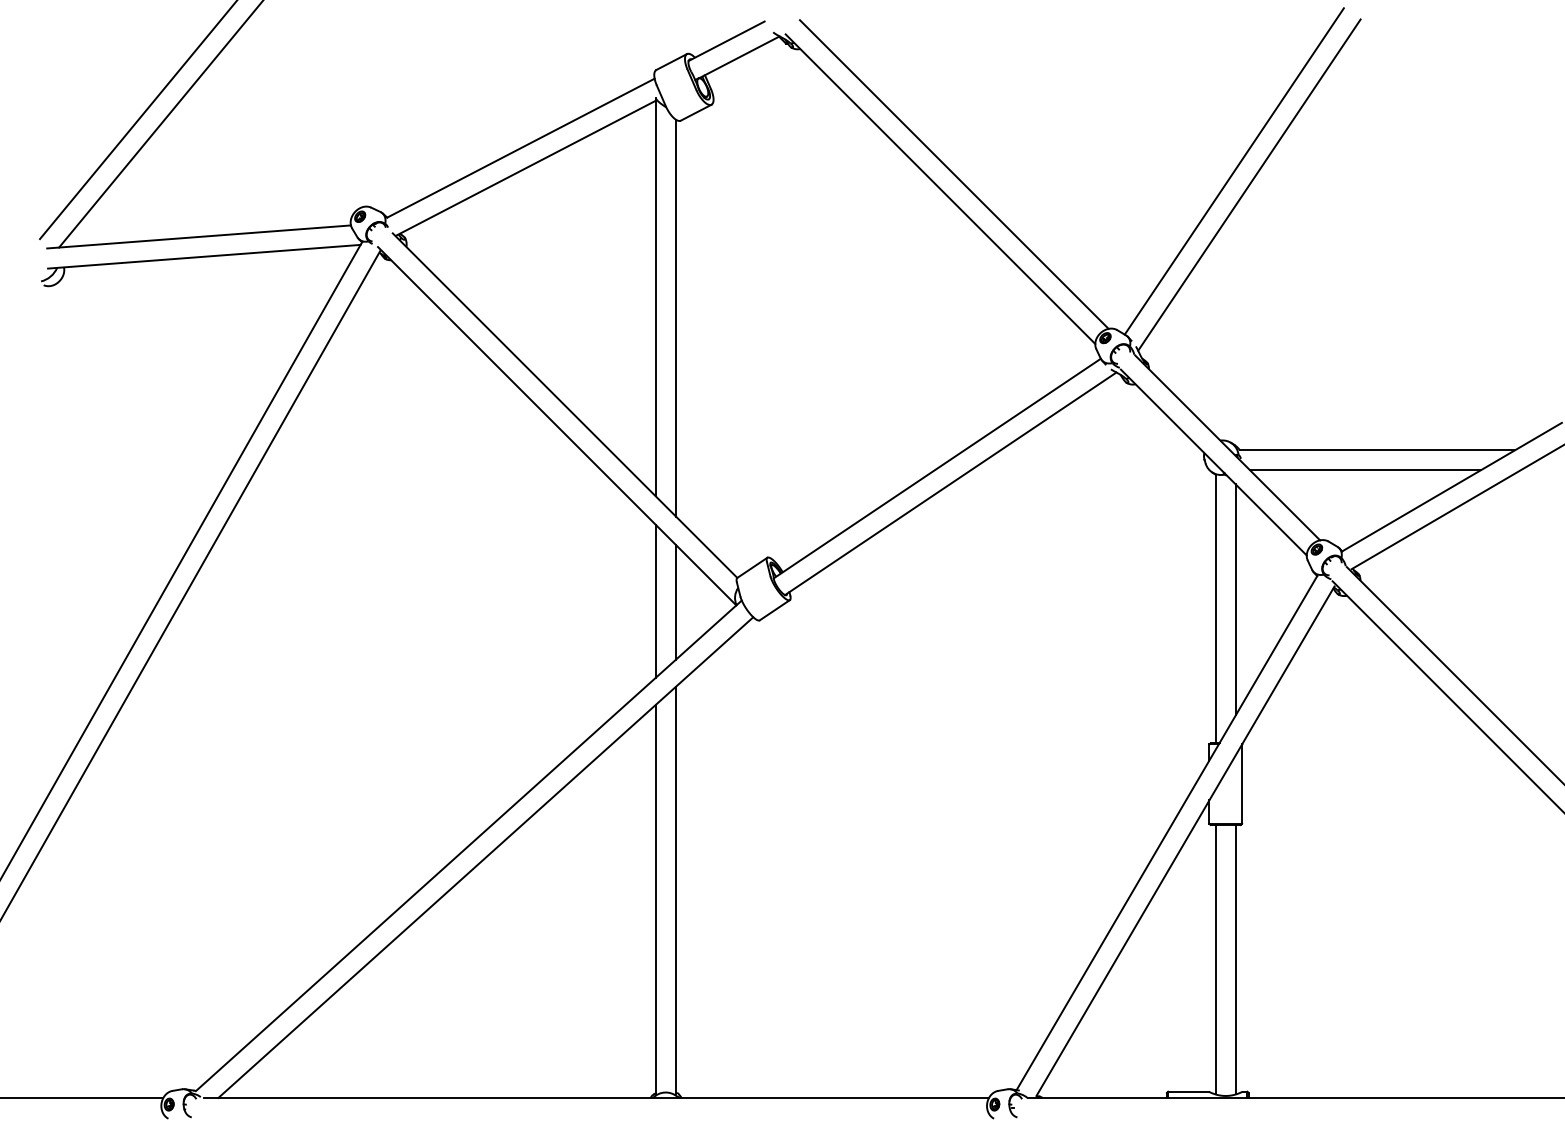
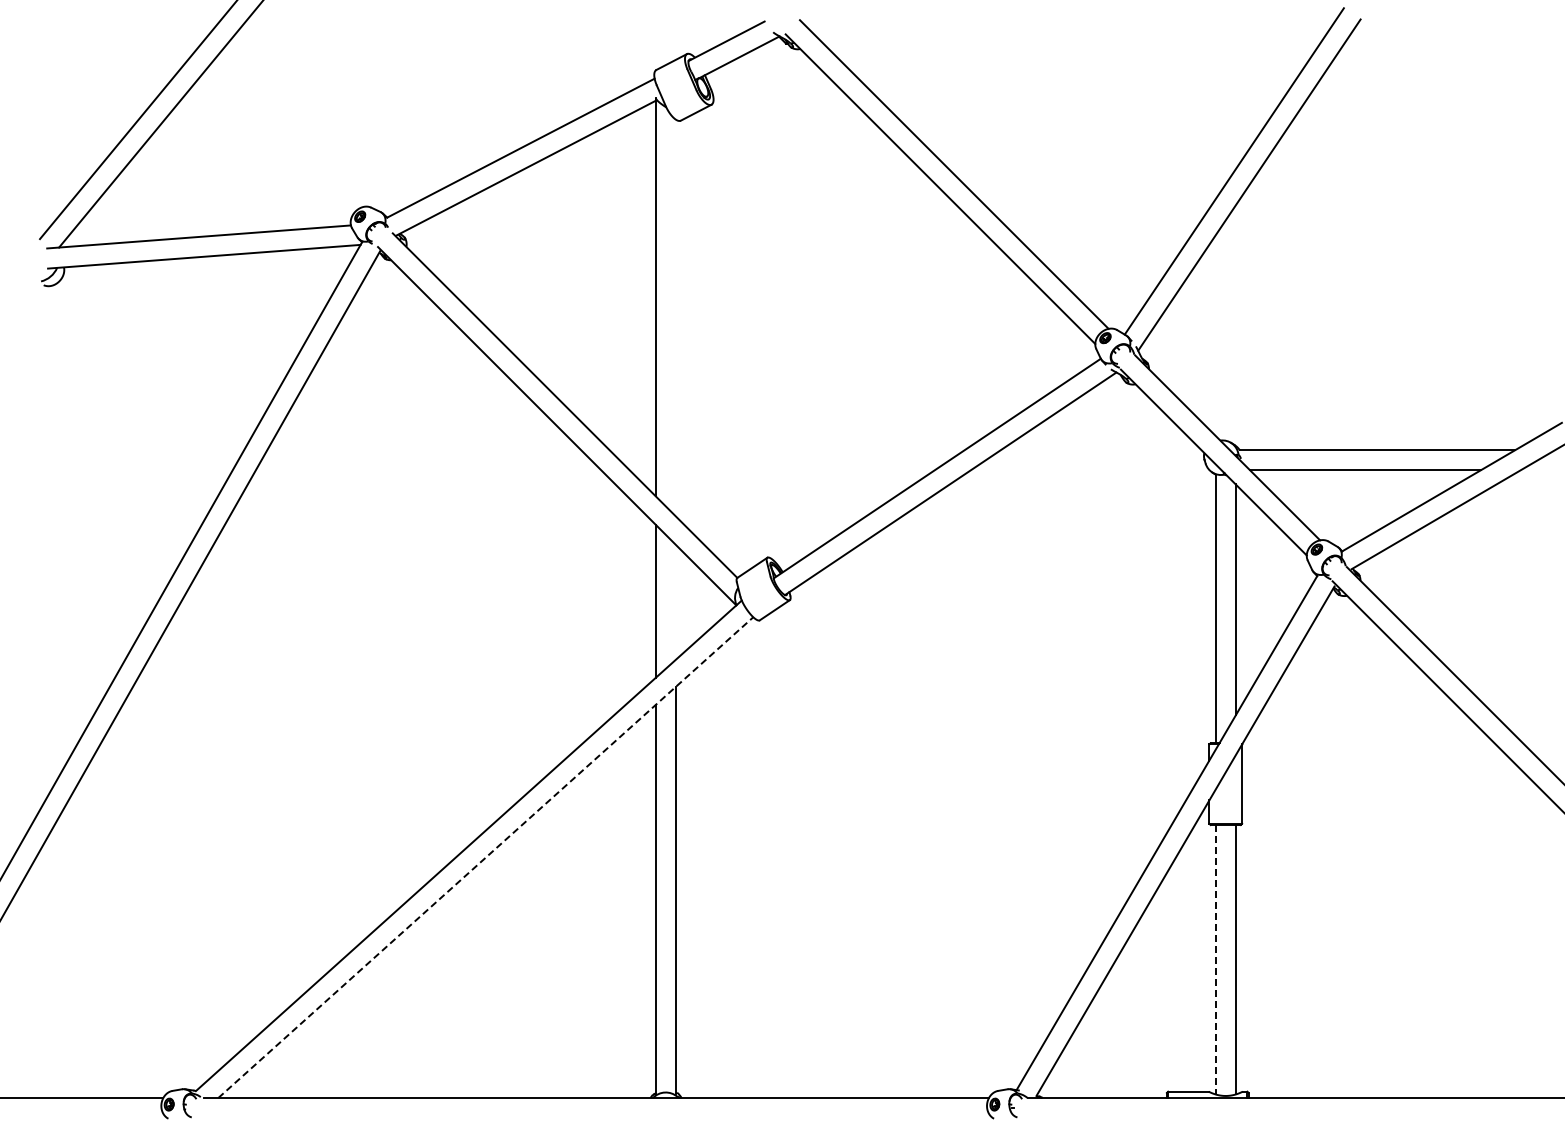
line: present -> none (676, 317)
line: present -> none (676, 602)
line: solid -> dashed (485, 857)
line: solid -> dashed (1215, 959)
